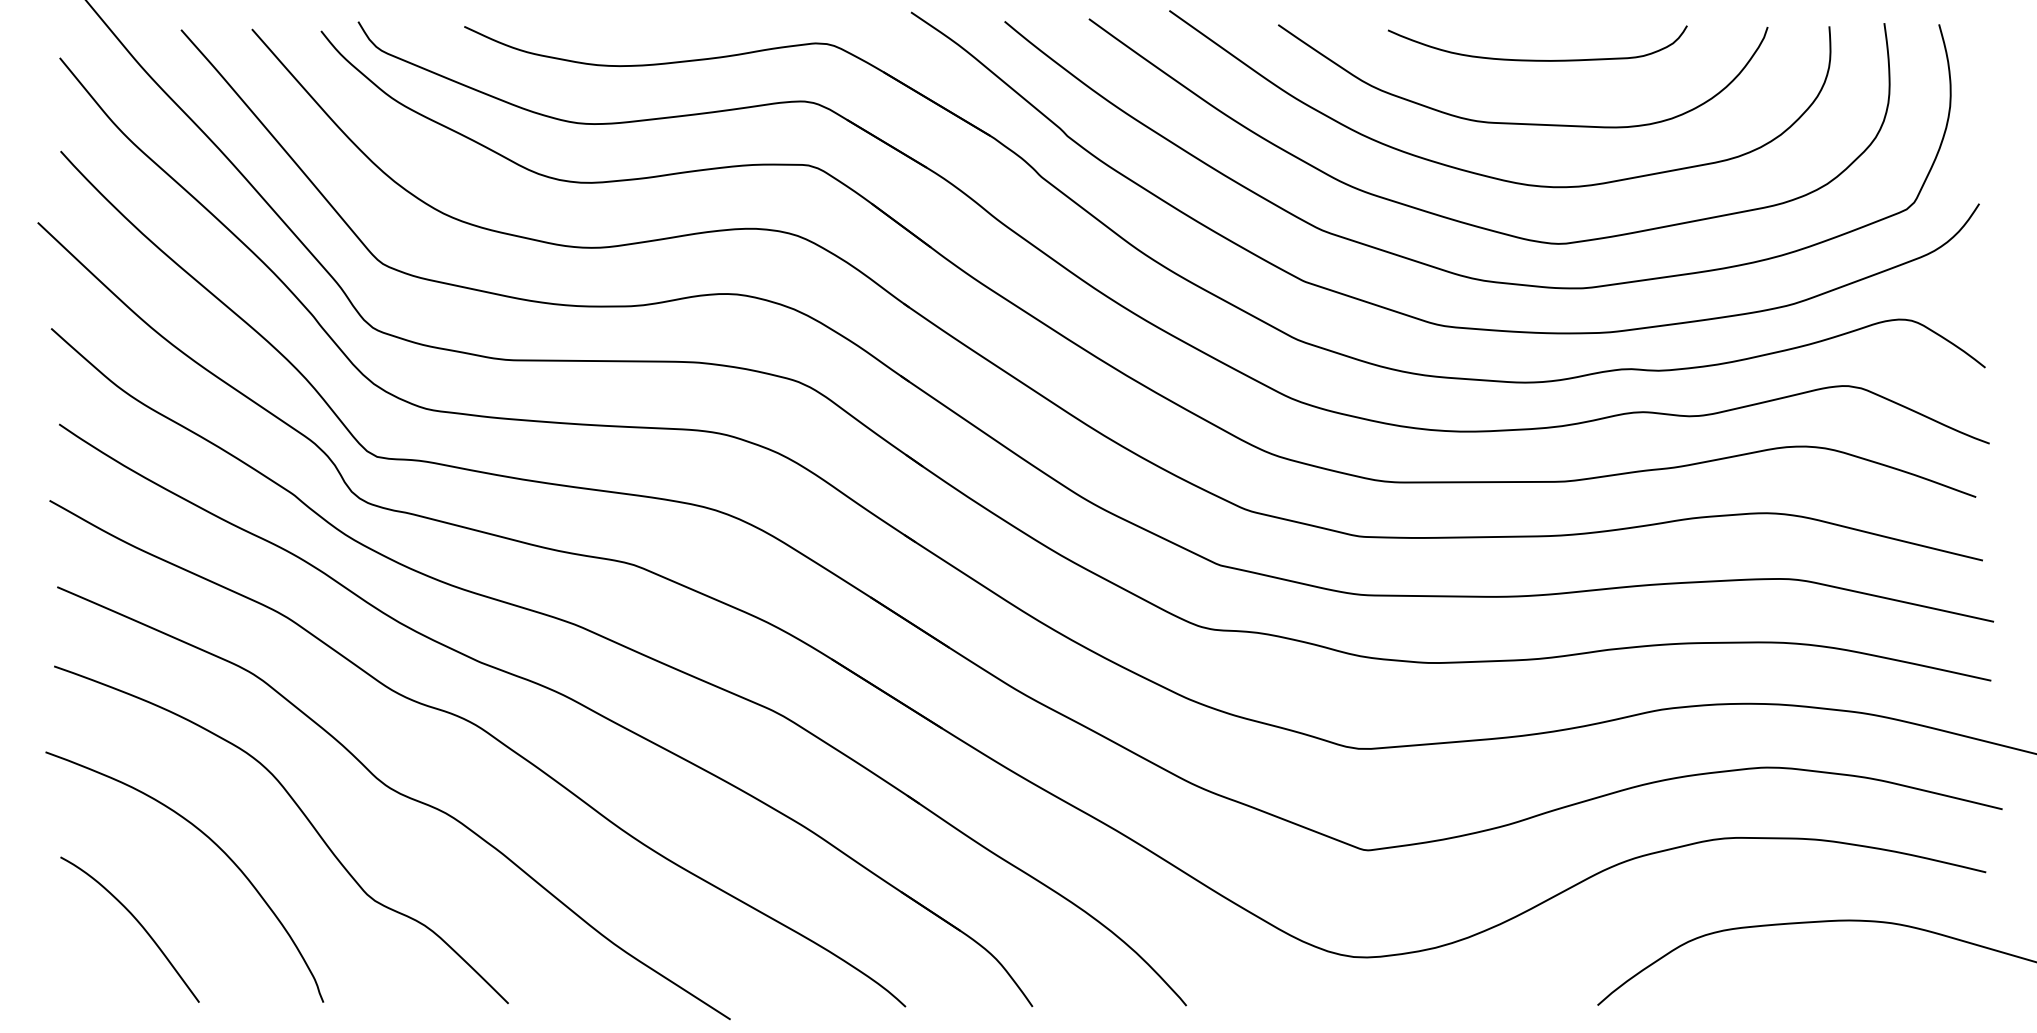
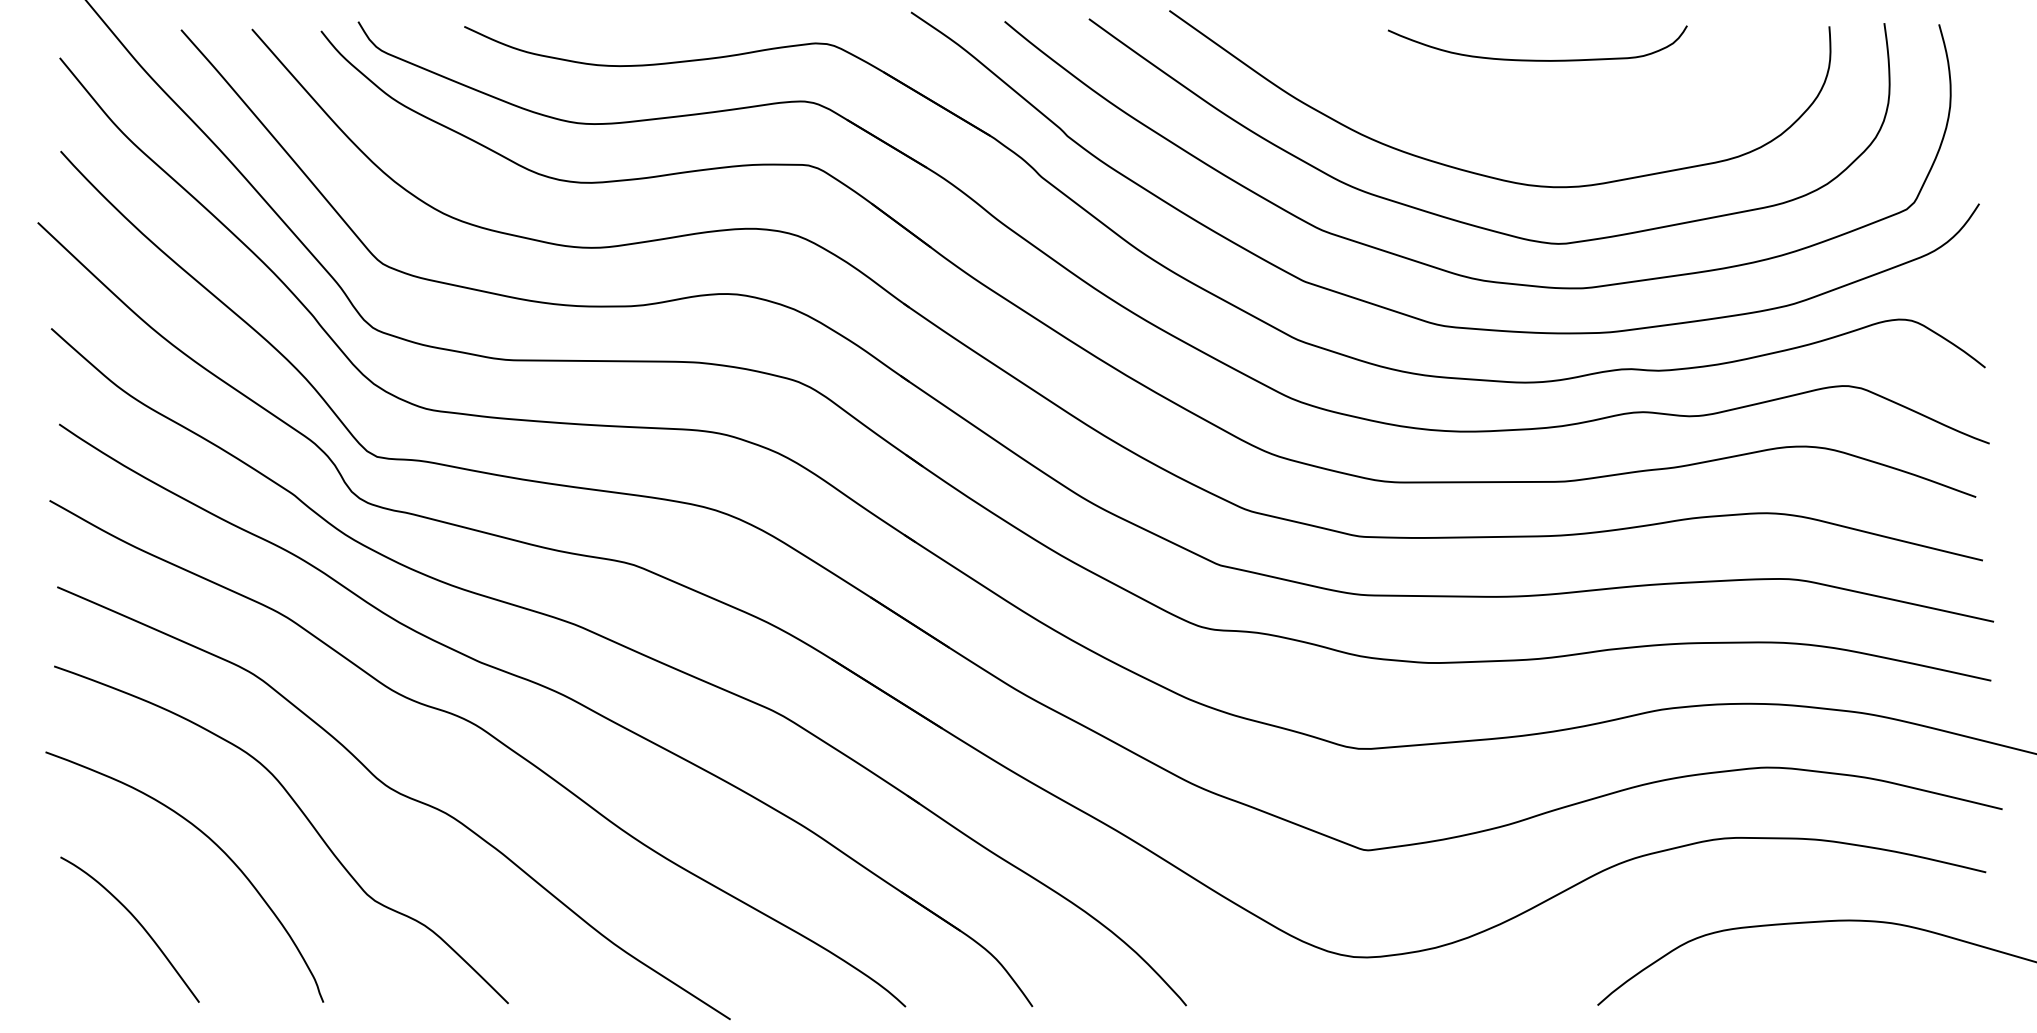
curve: present -> none (1517, 122)
